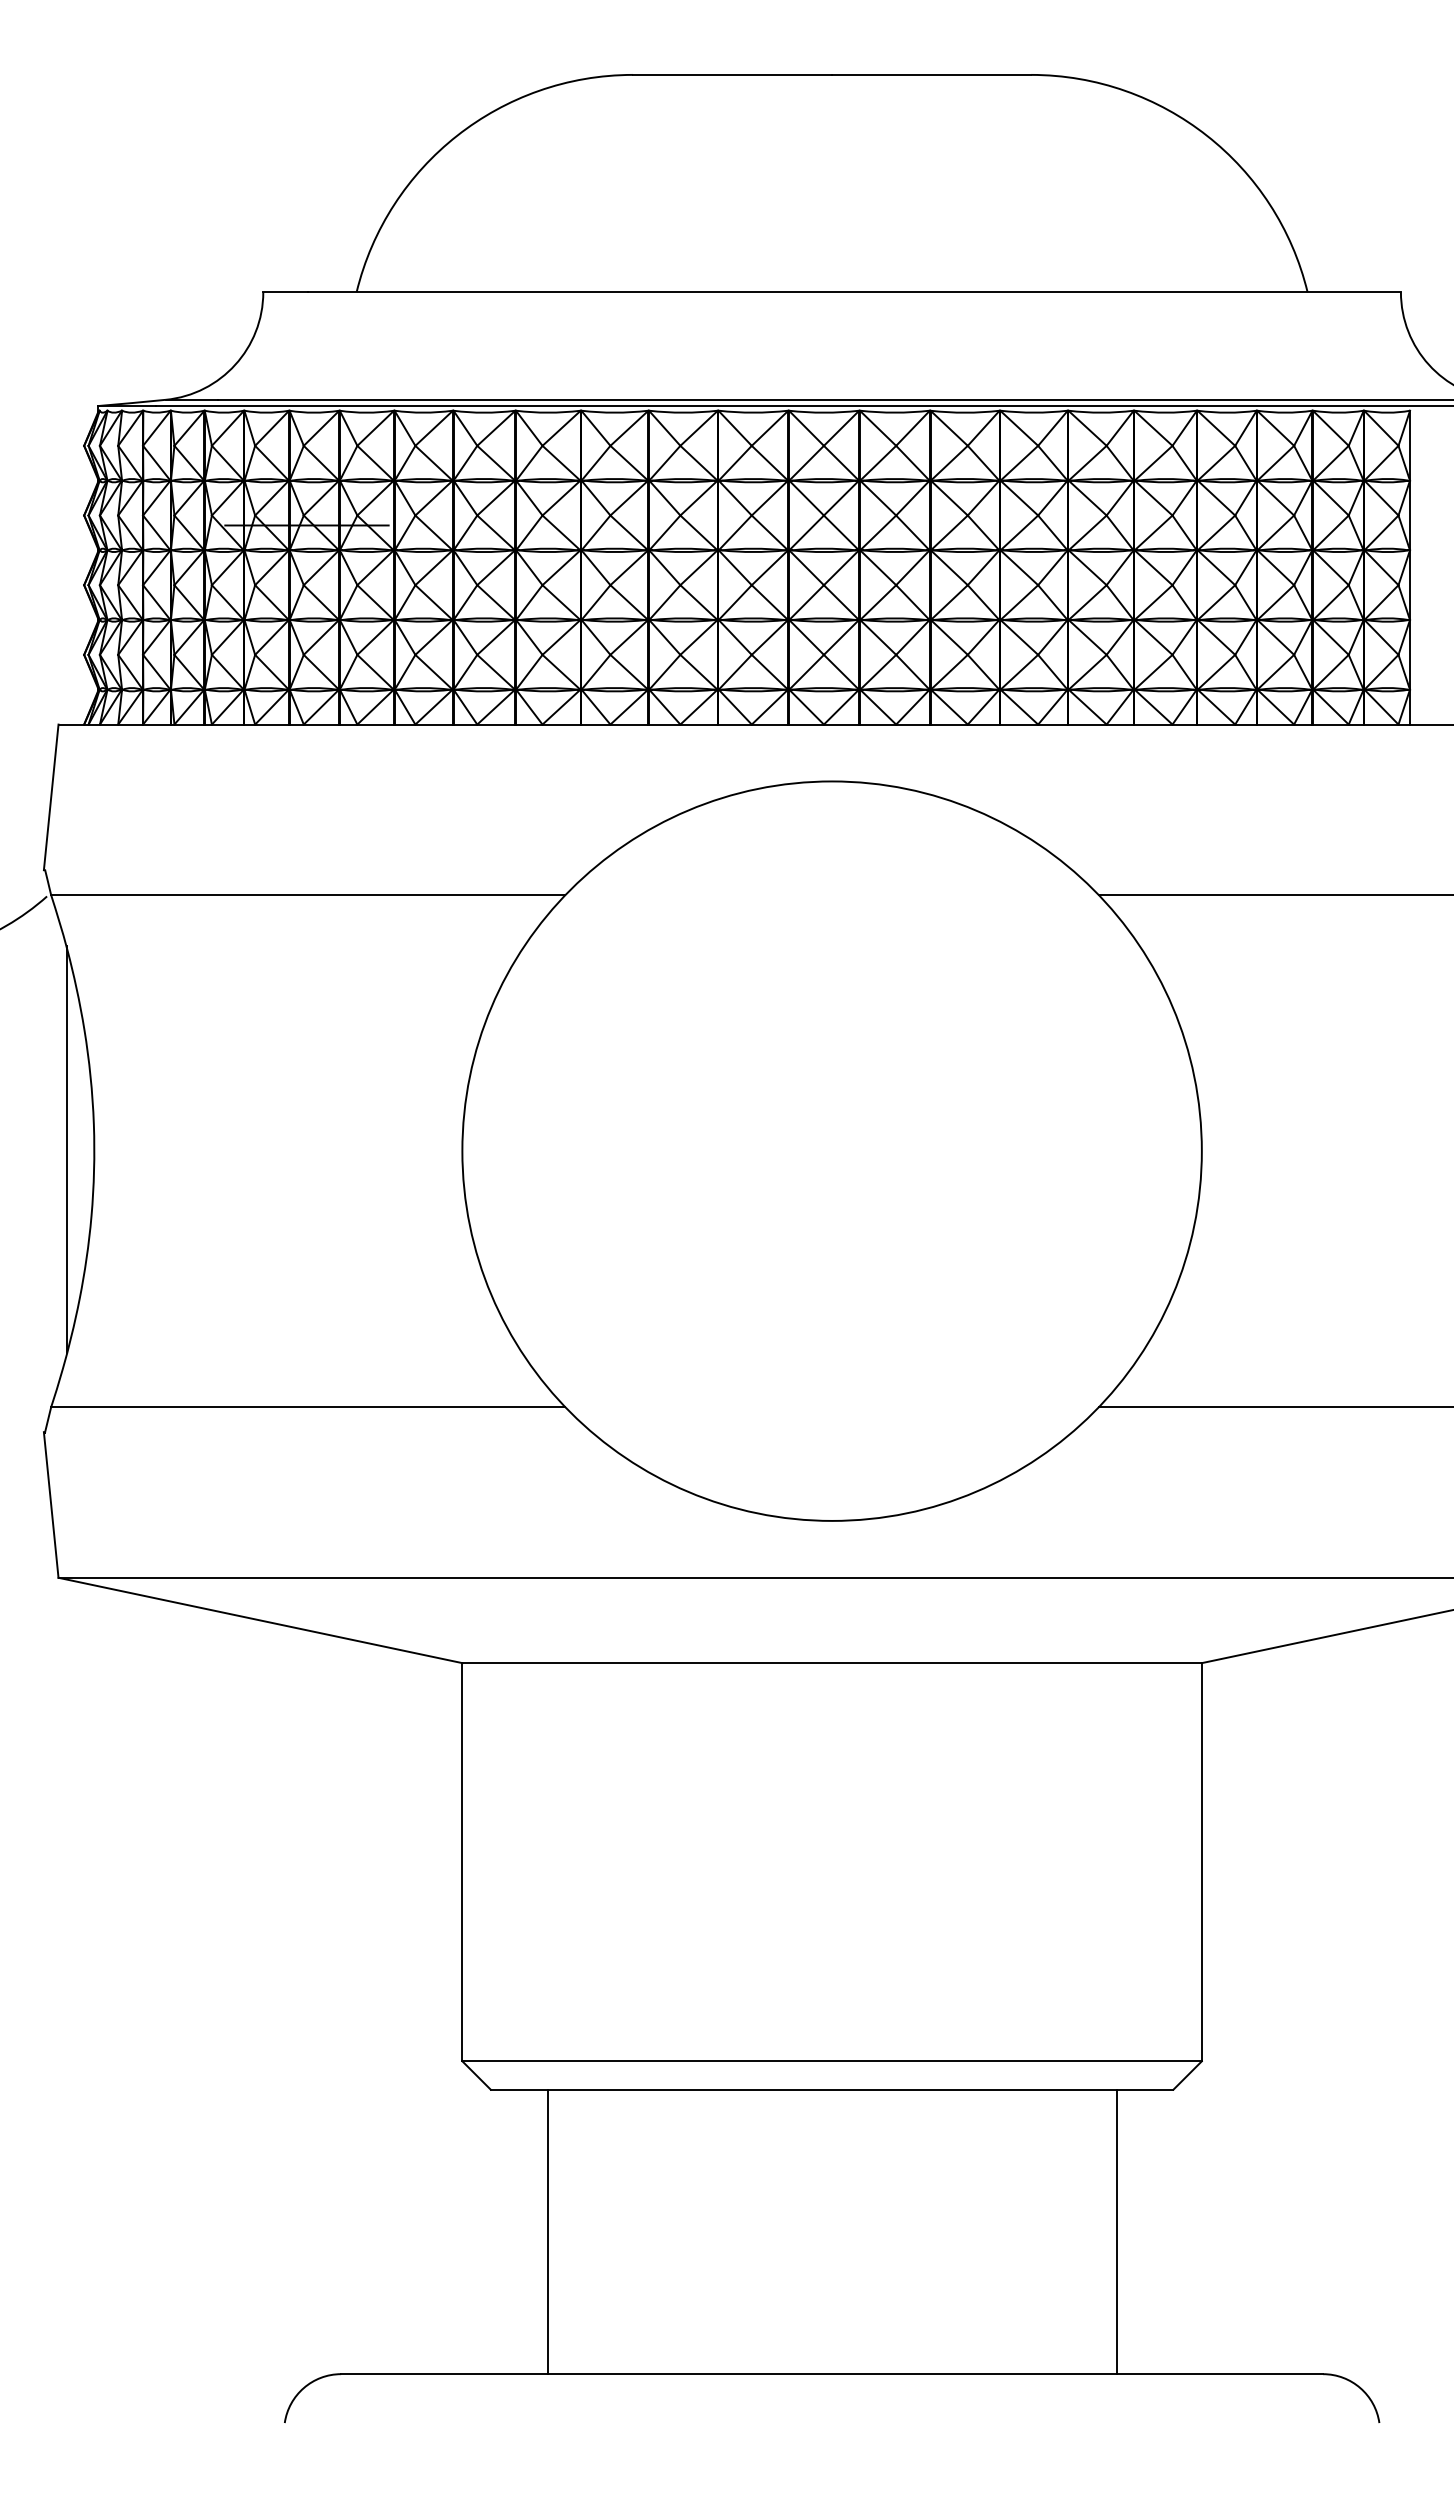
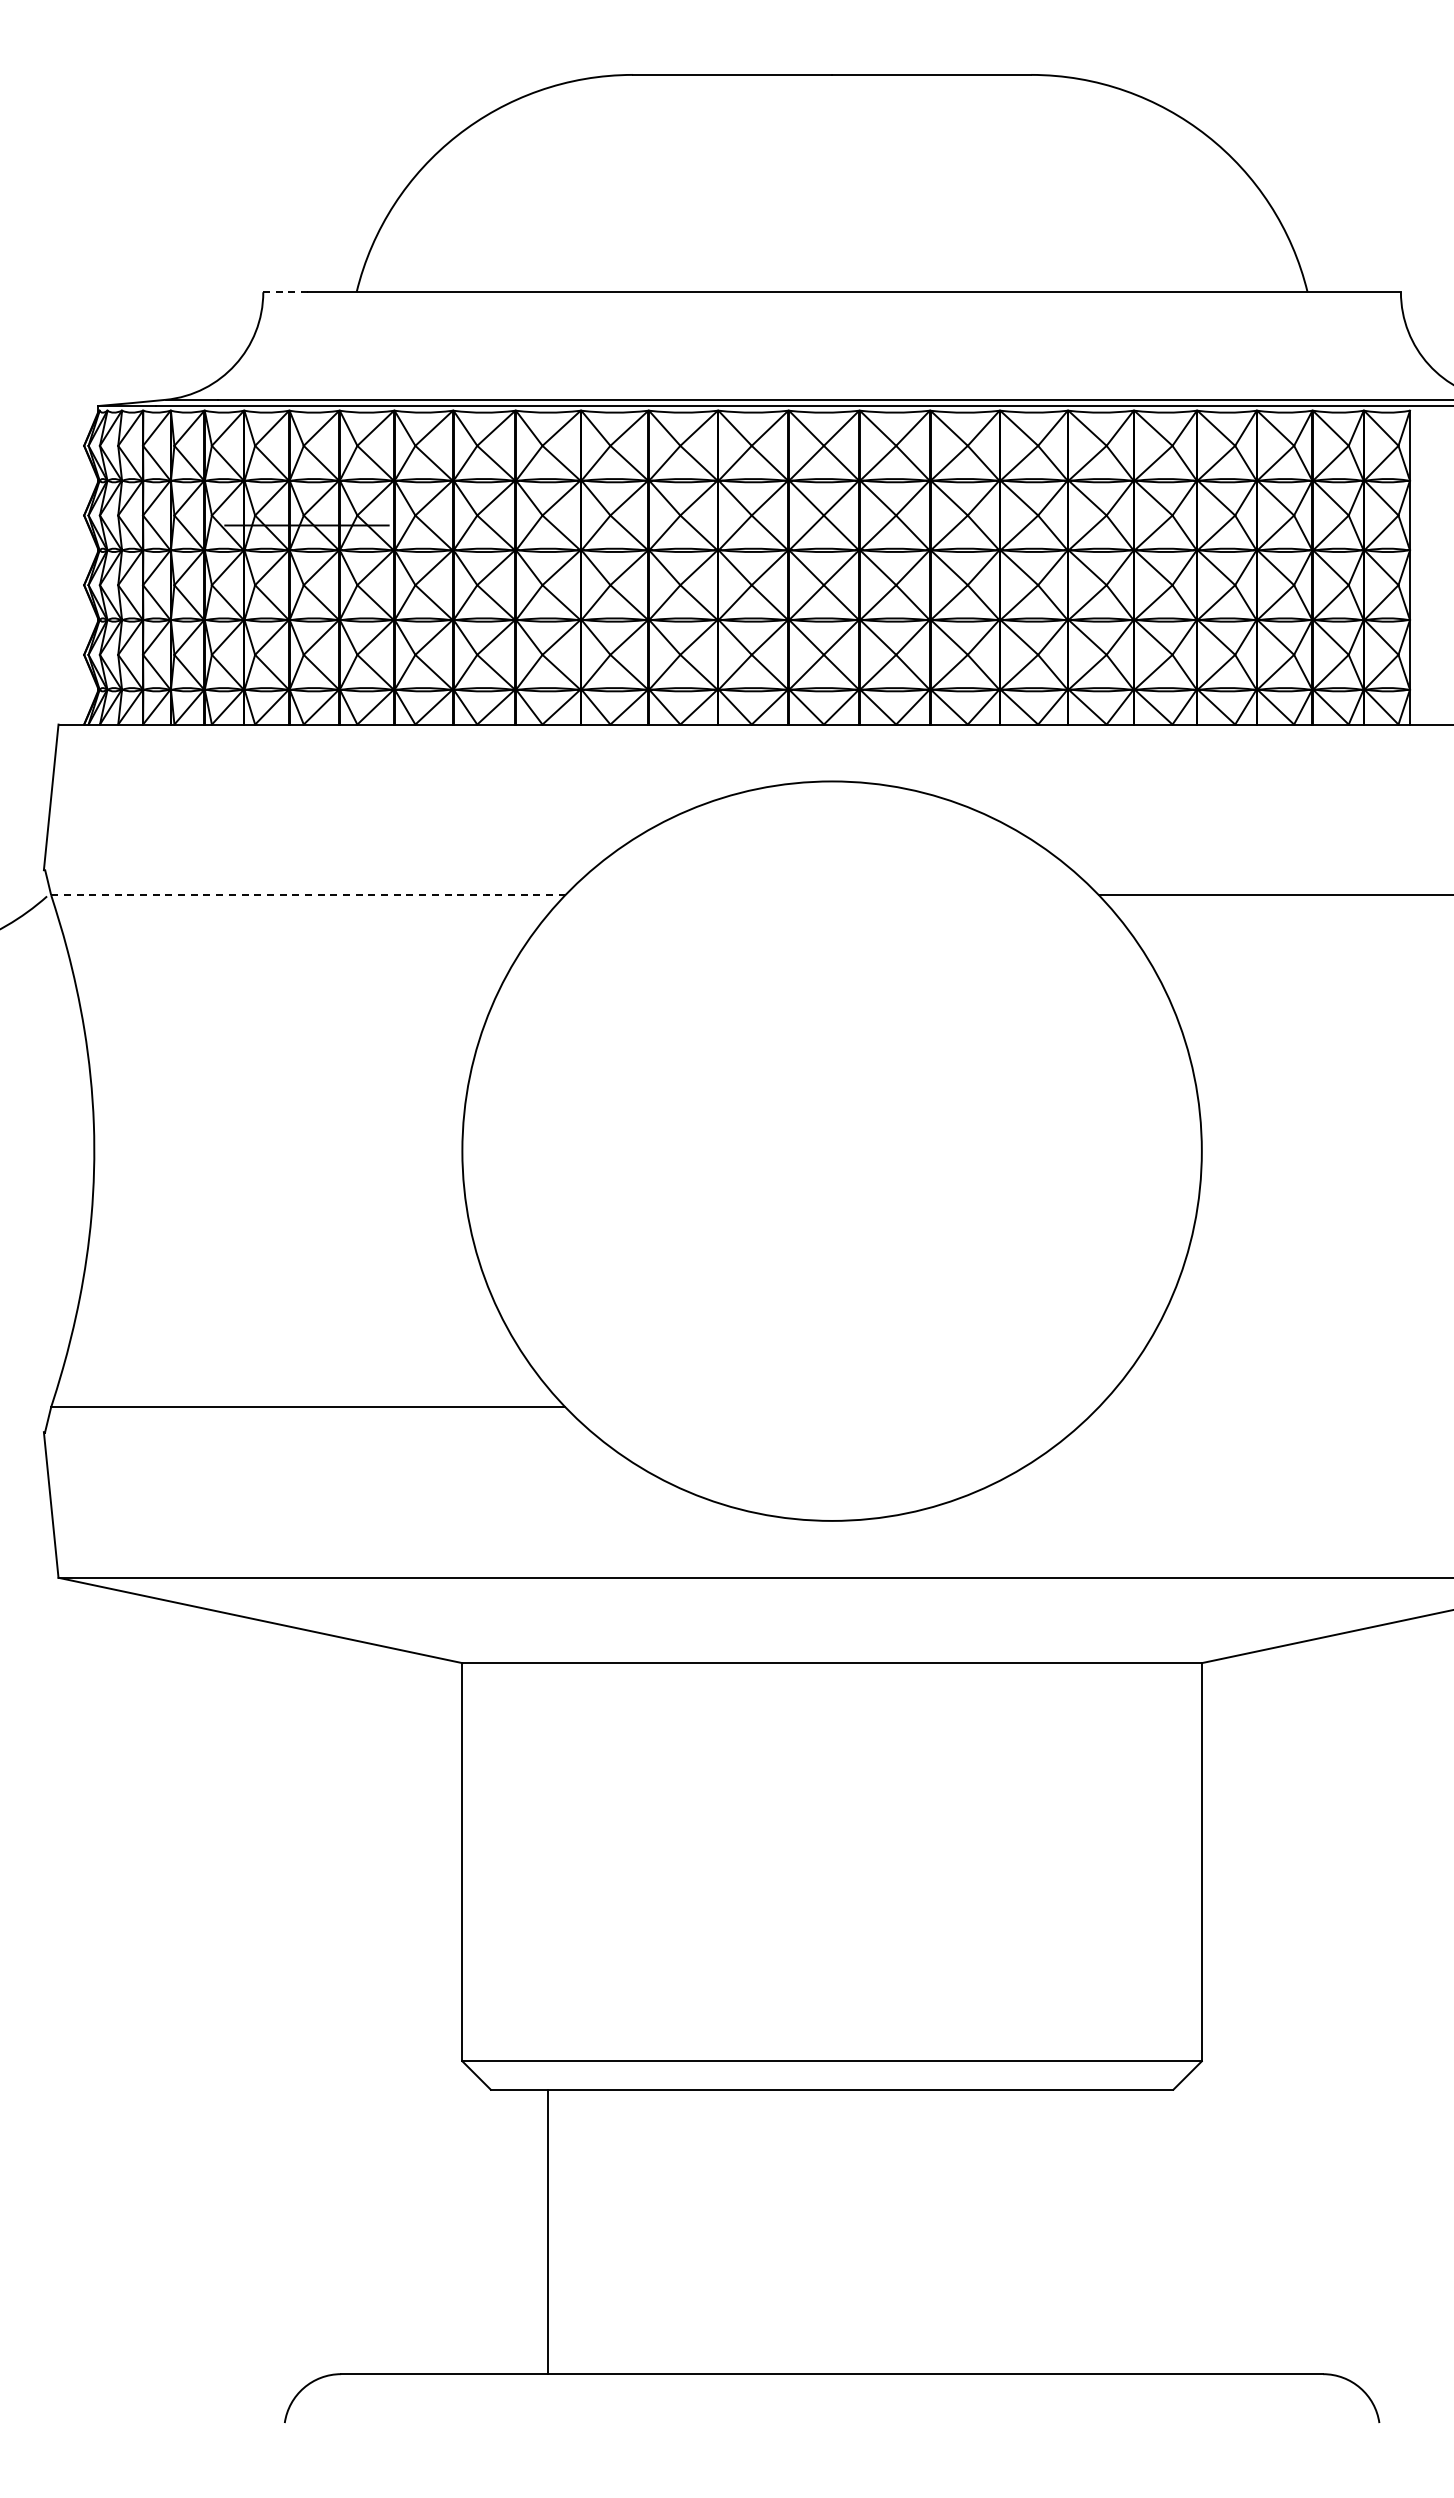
line: solid -> dashed (285, 292)
line: solid -> dashed (308, 895)
line: present -> none (67, 1149)
line: present -> none (1274, 1407)
line: present -> none (1116, 2231)
